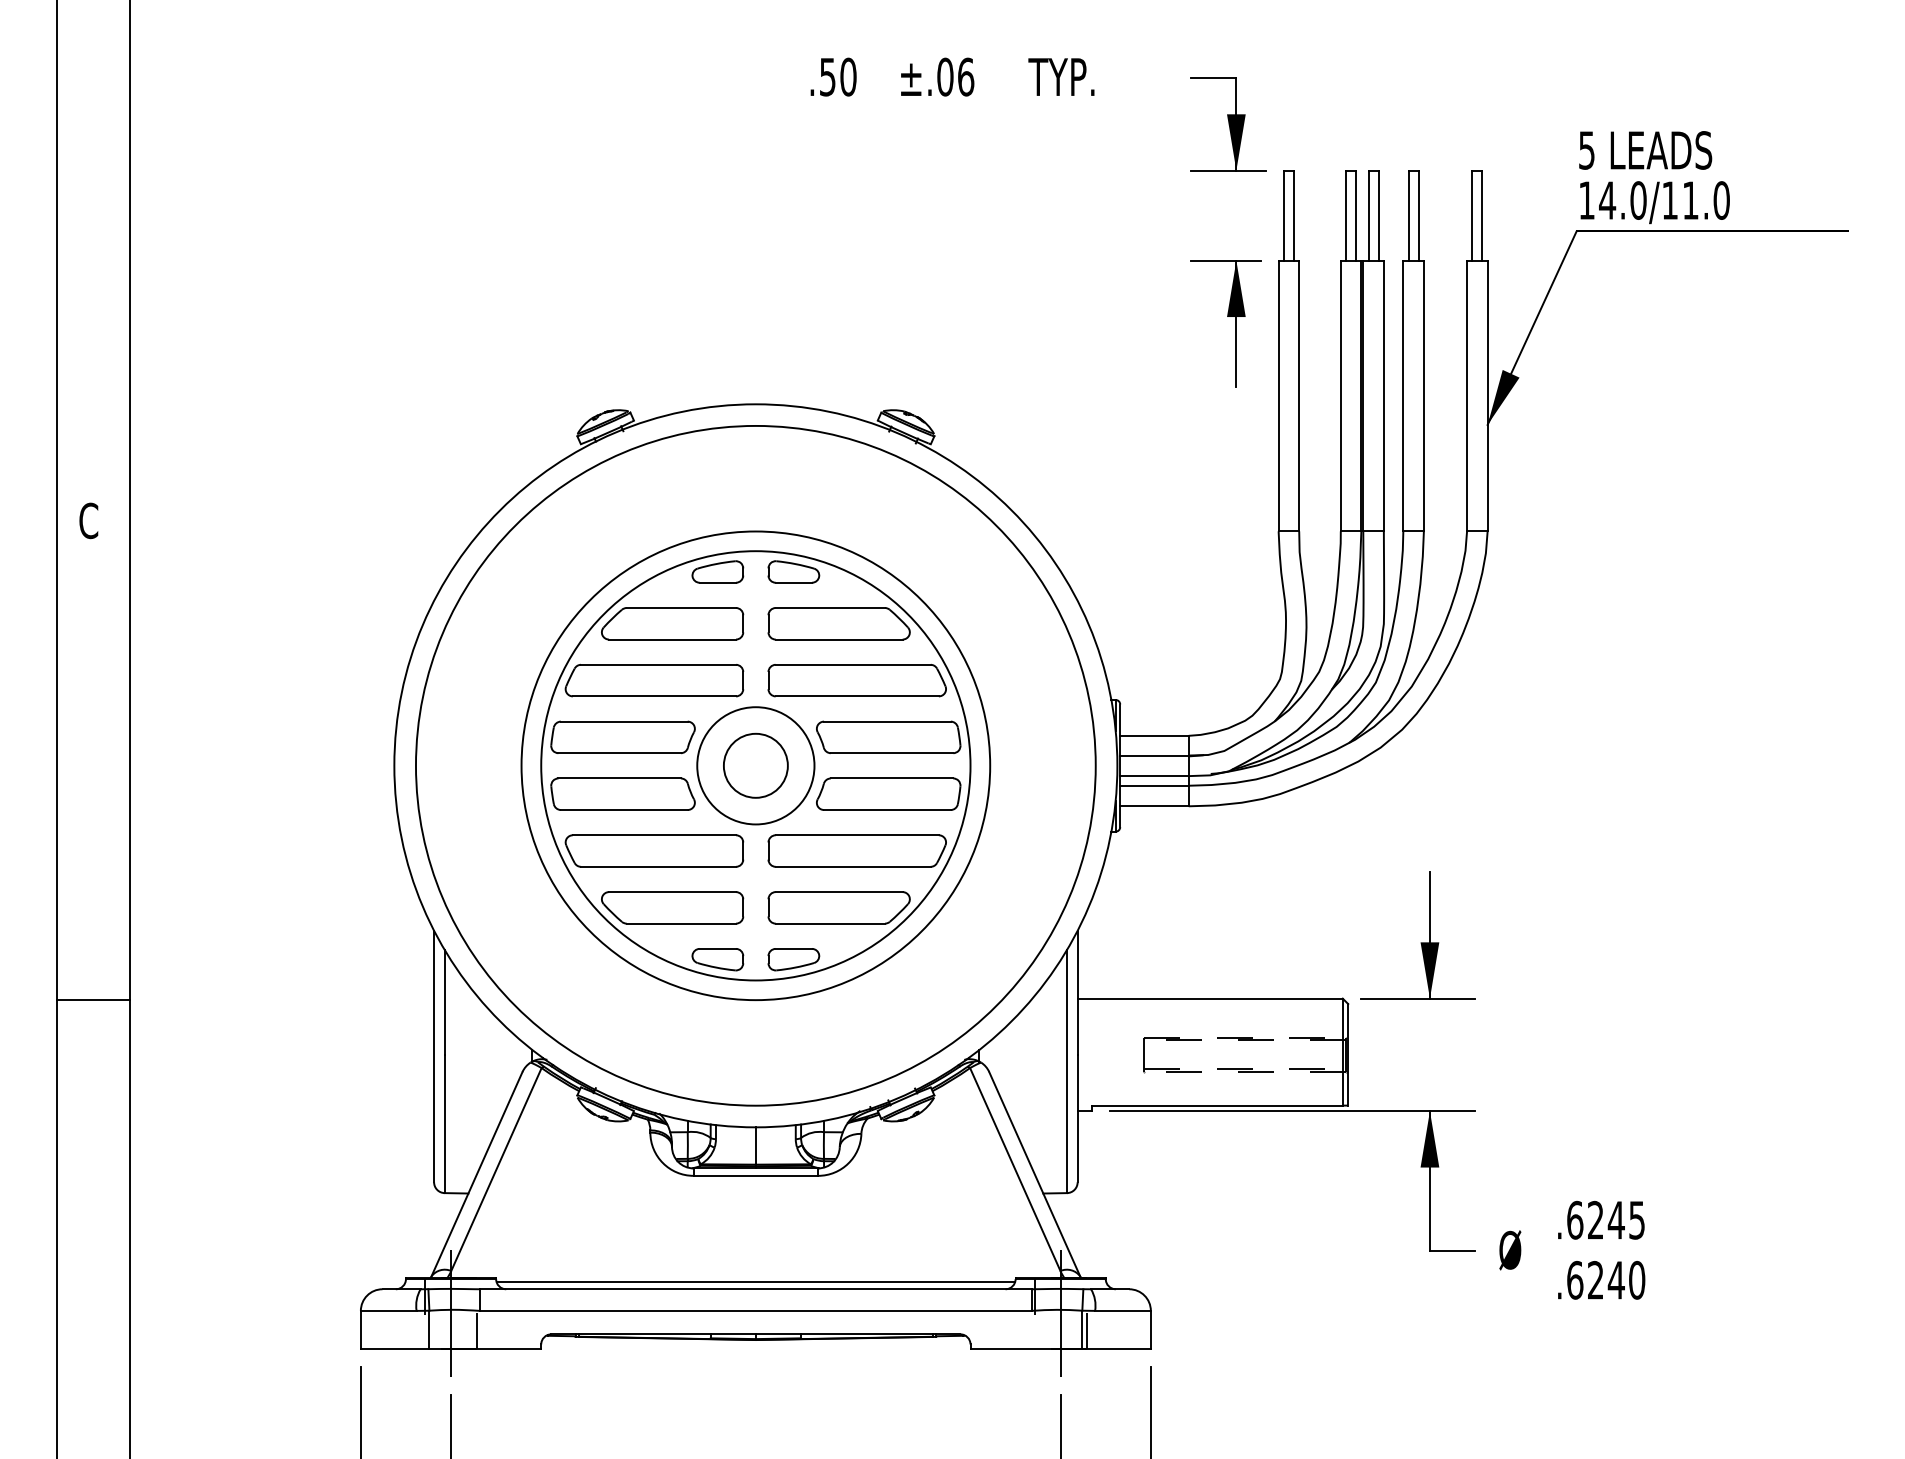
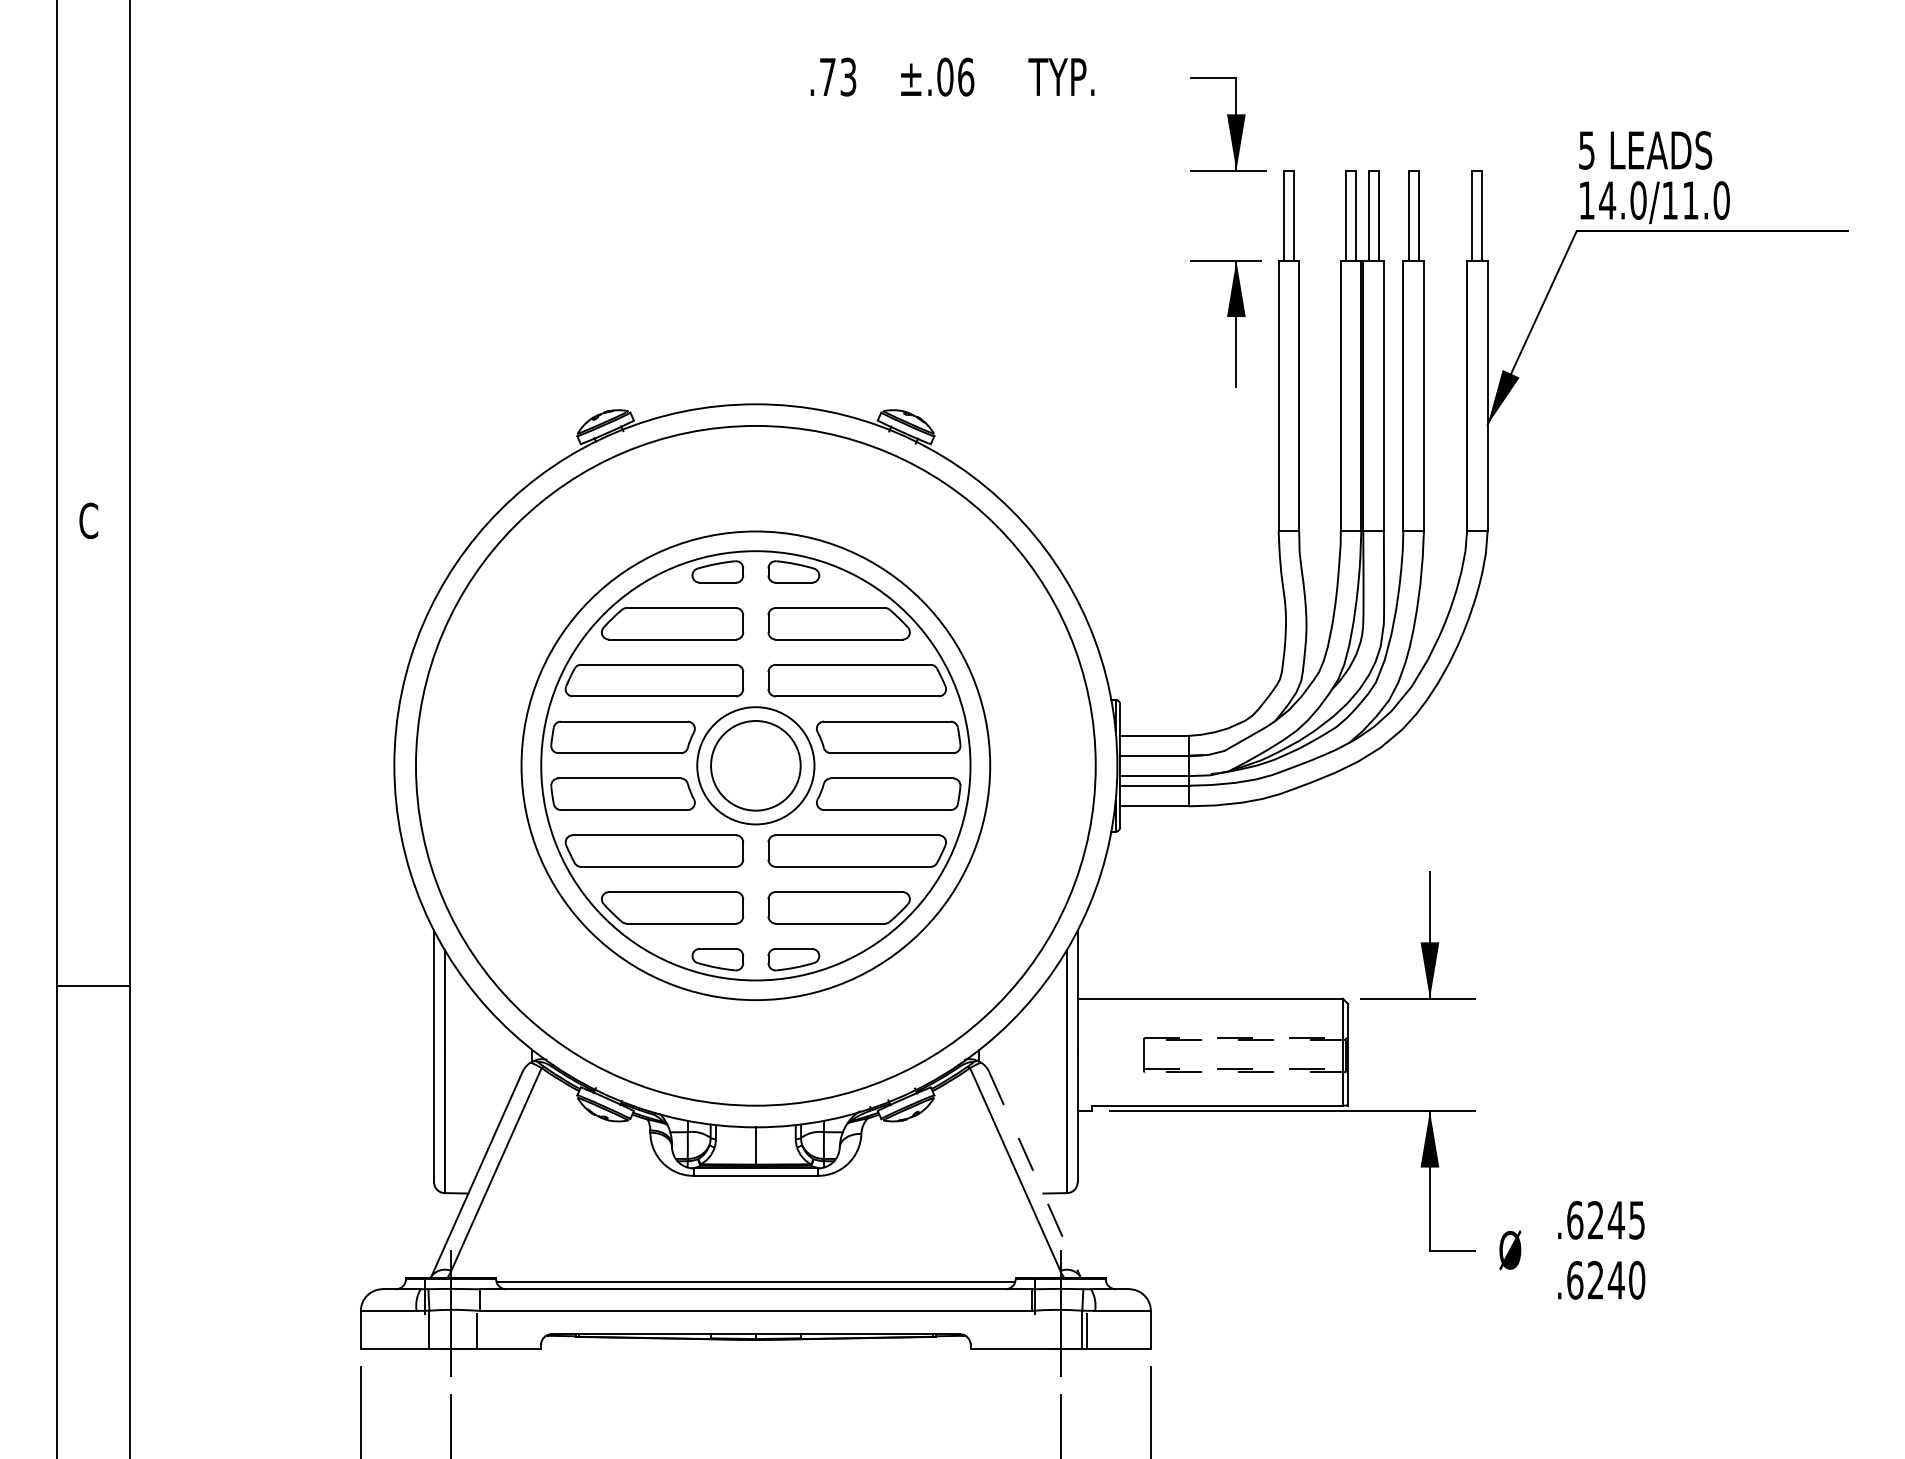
text: .50 -> .73 (838, 76)
circle diameter: 64 px -> 90 px (755, 765)
line position: (93, 999) -> (93, 985) (93, 985)
line: solid -> dashed (1034, 1174)
